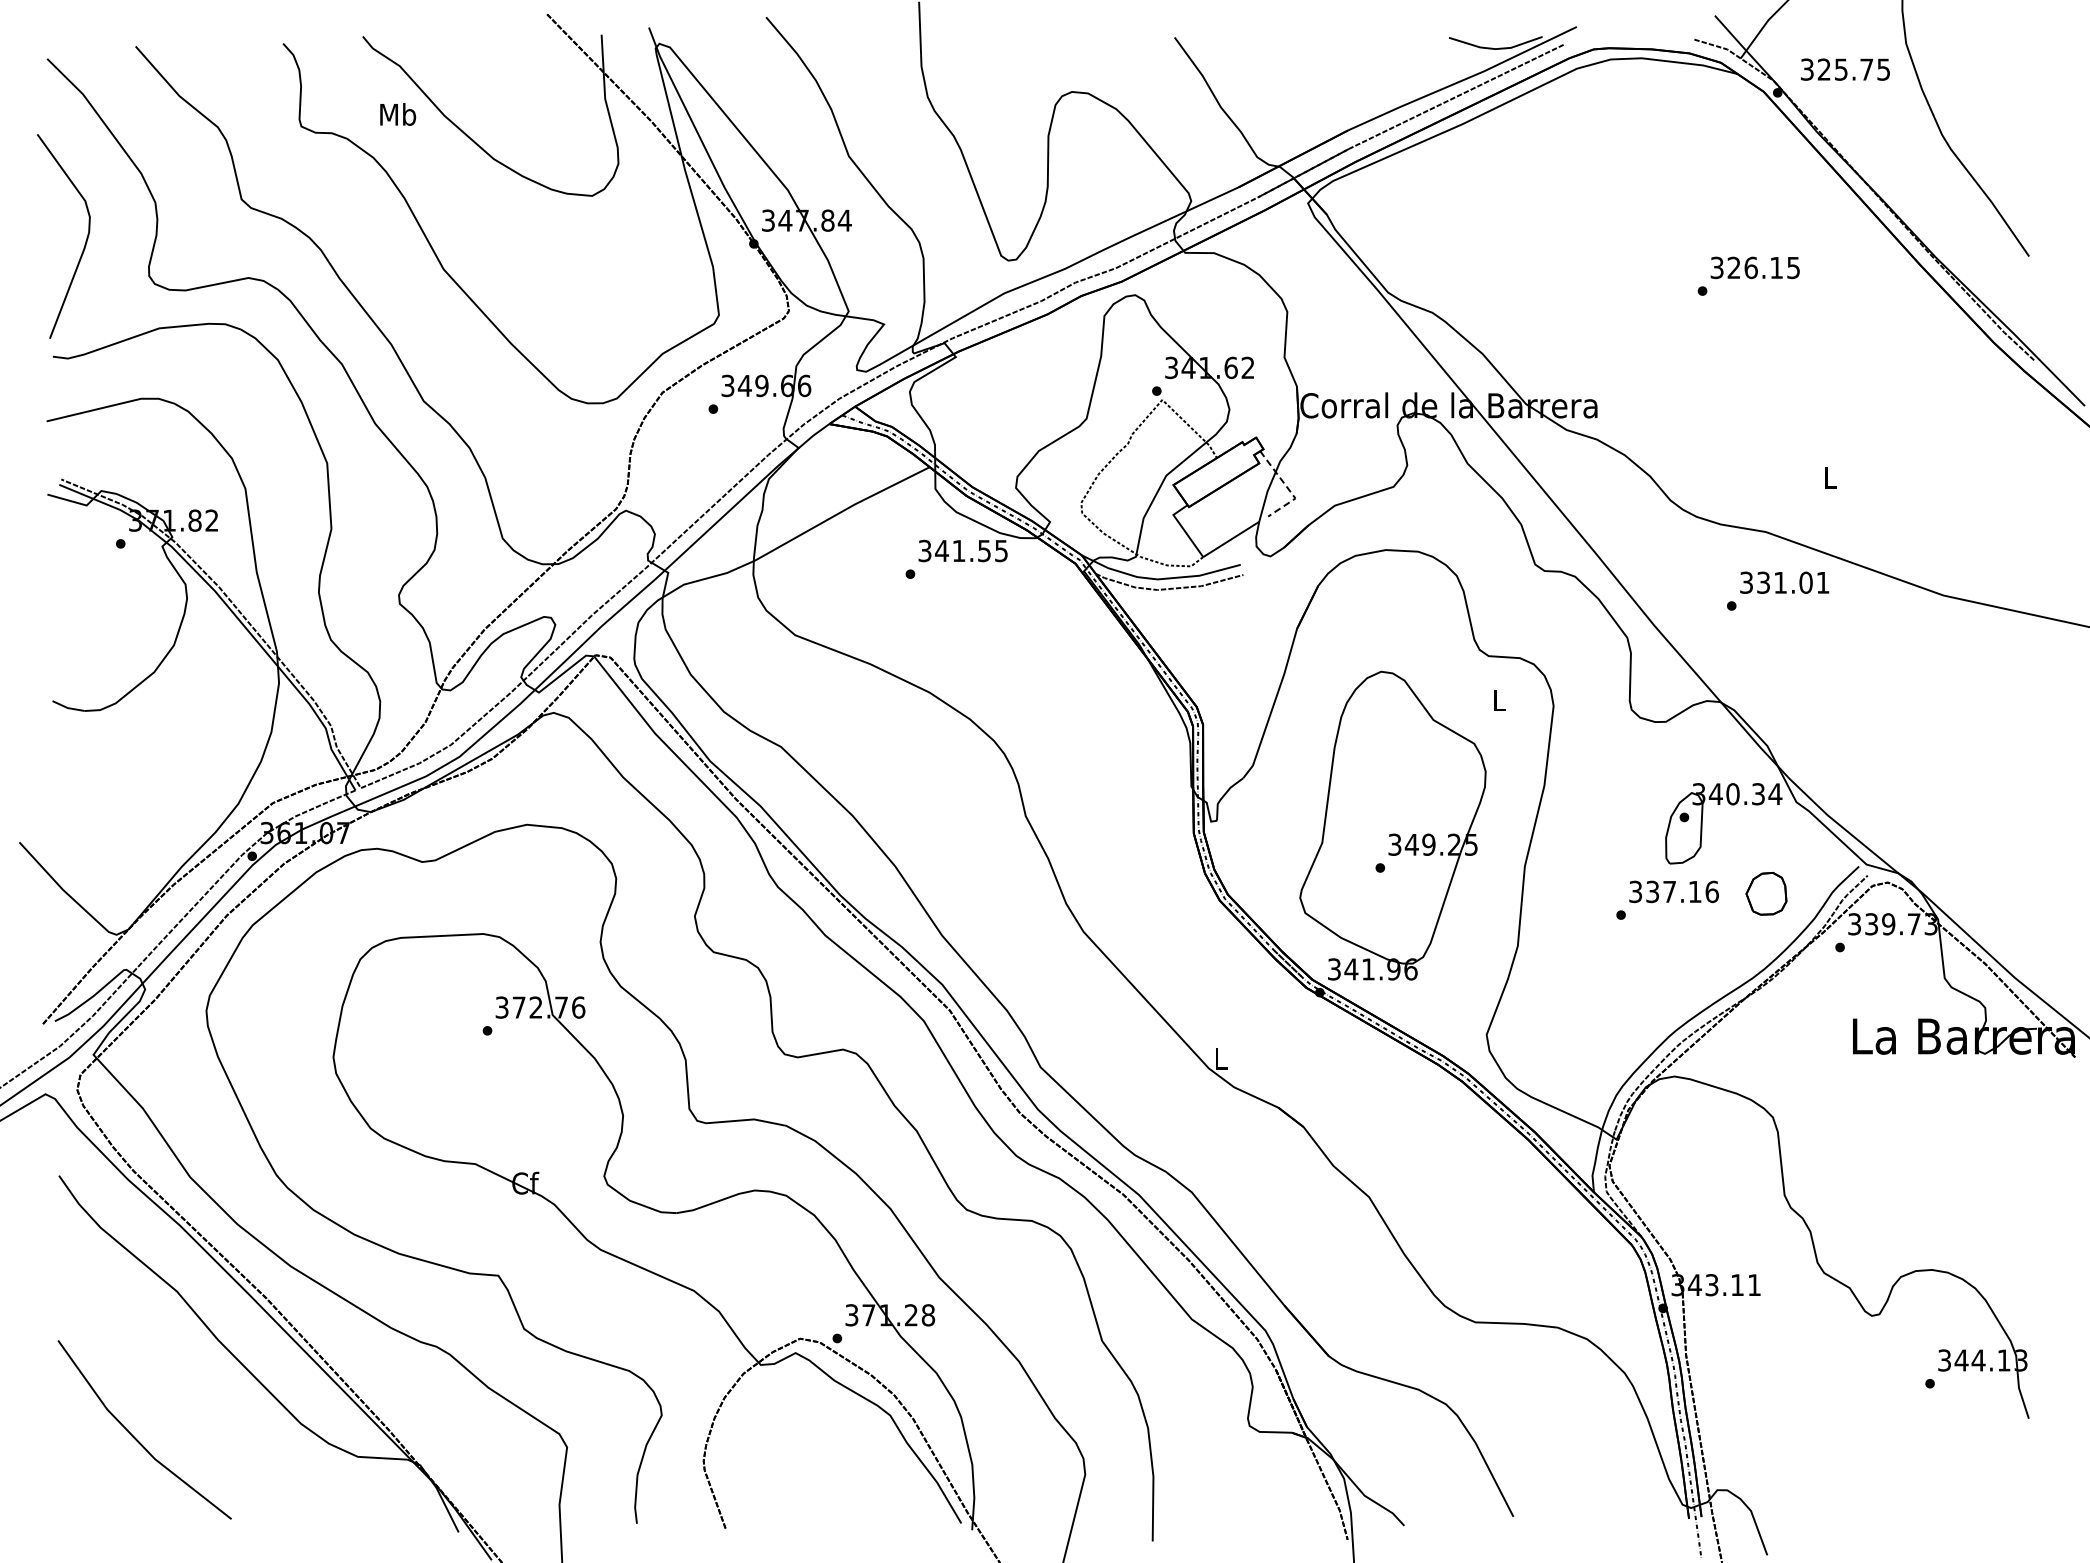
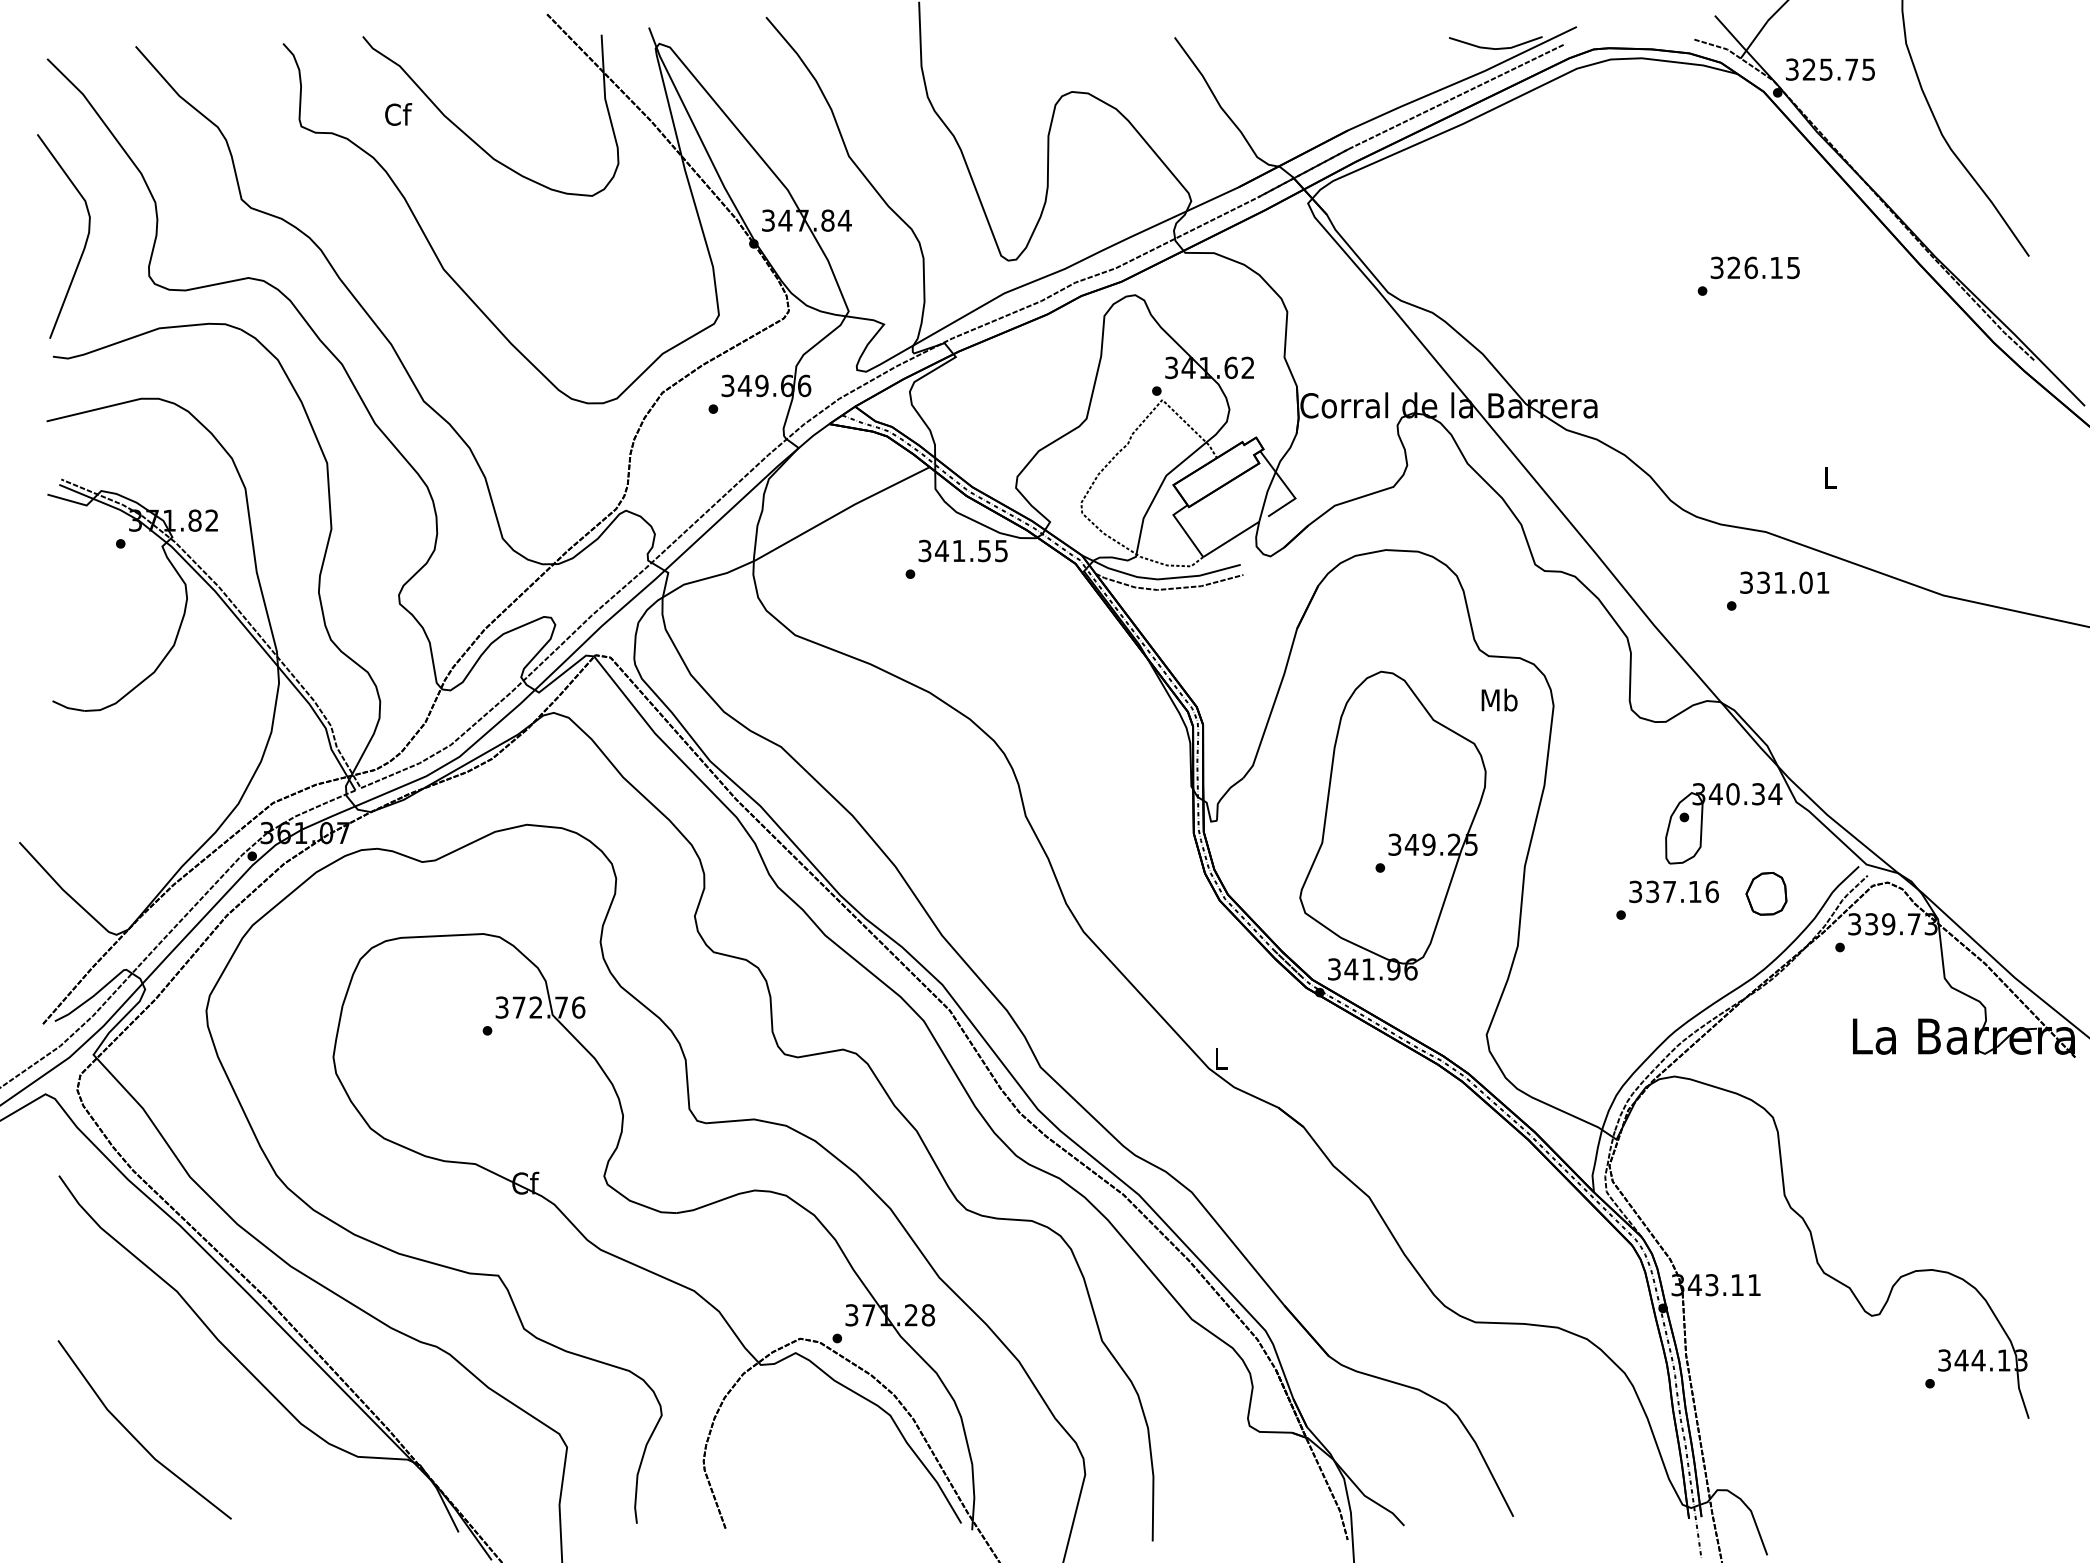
text position: (1845, 69) -> (1830, 69) (1830, 69)
text: Mb -> Cf (398, 114)
line: dashed -> solid (1288, 488)
text: L -> Mb (1499, 699)
